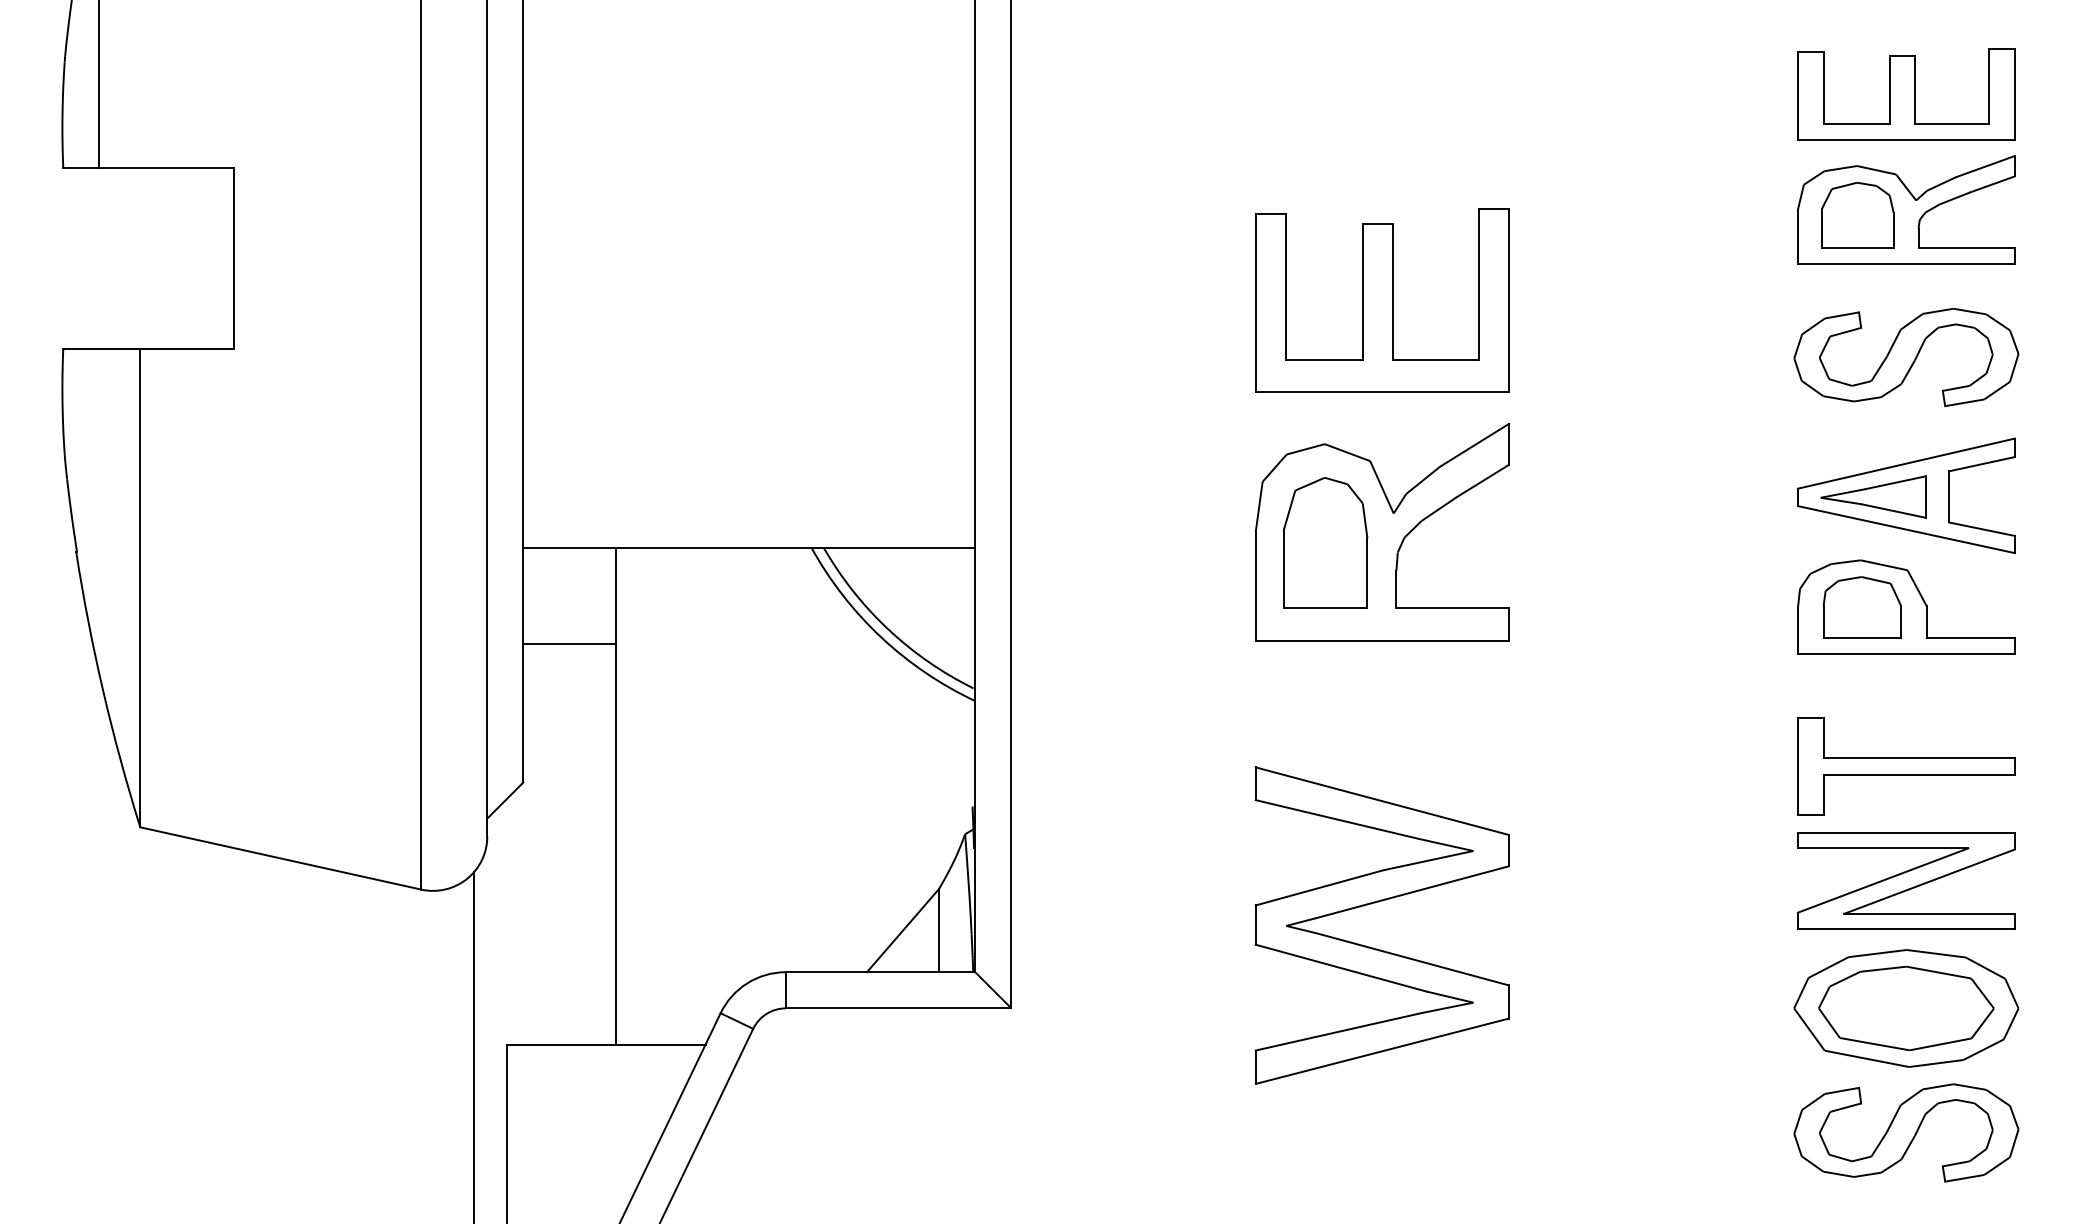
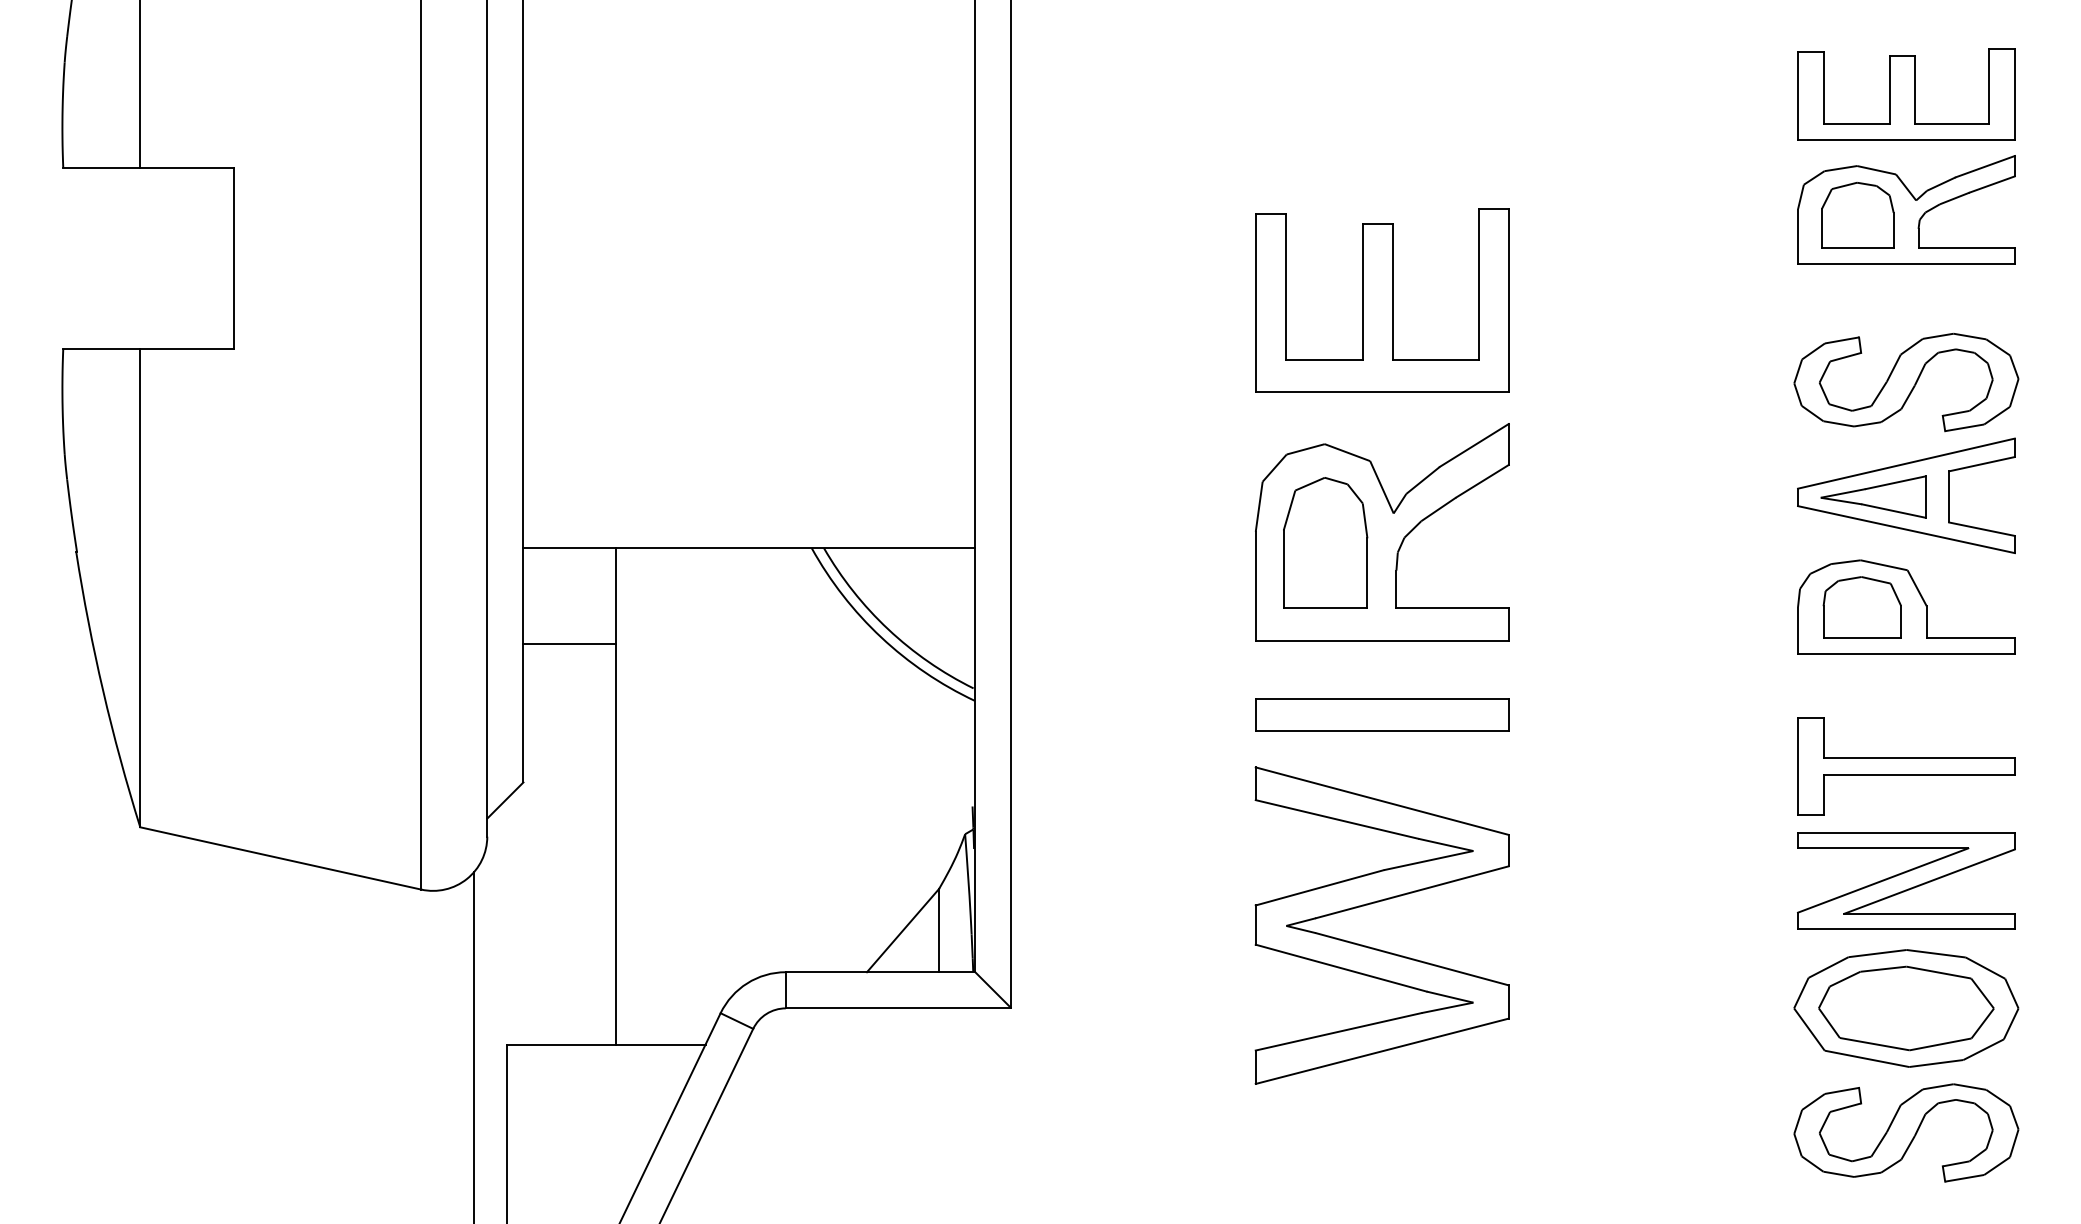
line position: (99, 84) -> (140, 84) (140, 84)
part position: (1906, 357) -> (1906, 382) (1906, 382)
part: none -> present (1382, 714)
